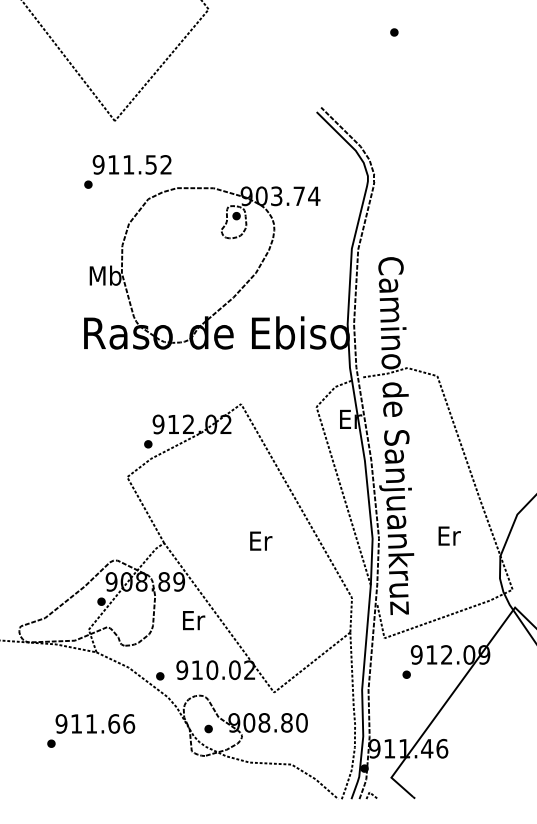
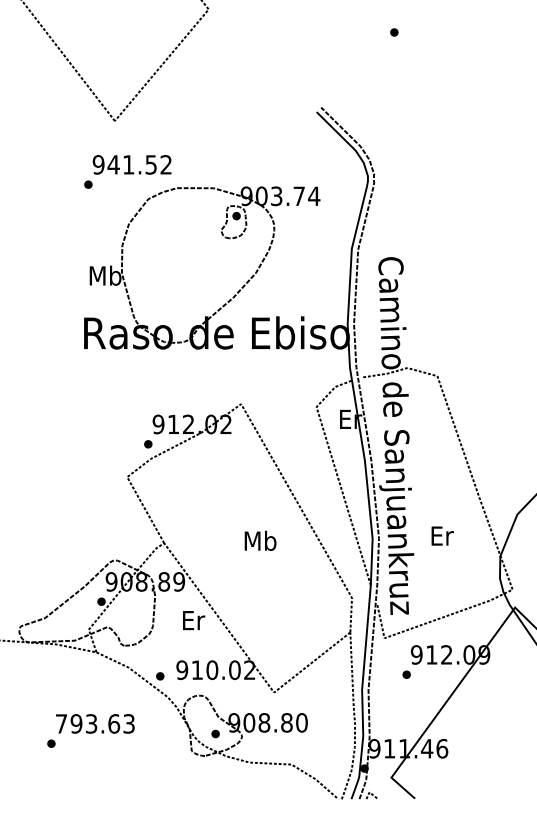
text: 911.52 -> 941.52 (113, 164)
text position: (449, 535) -> (442, 535) (442, 535)
text: Er -> Mb (260, 540)
text: 911.66 -> 793.63 (95, 723)
part position: (208, 728) -> (215, 733) (215, 733)
